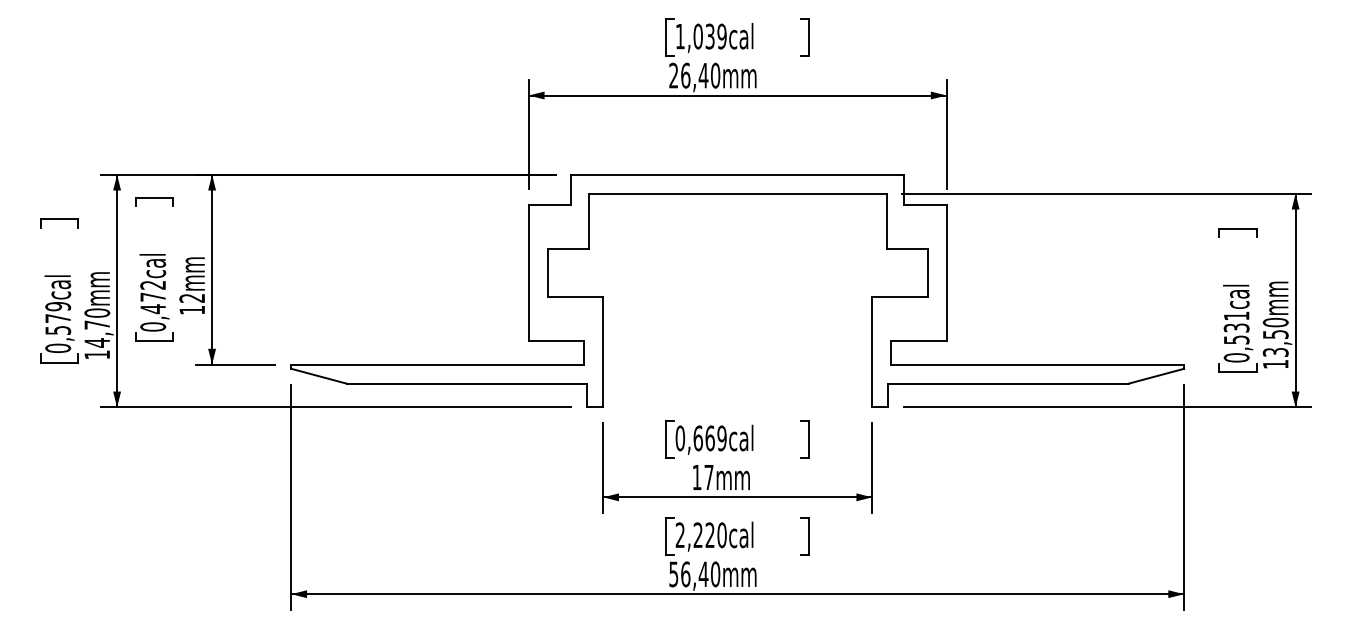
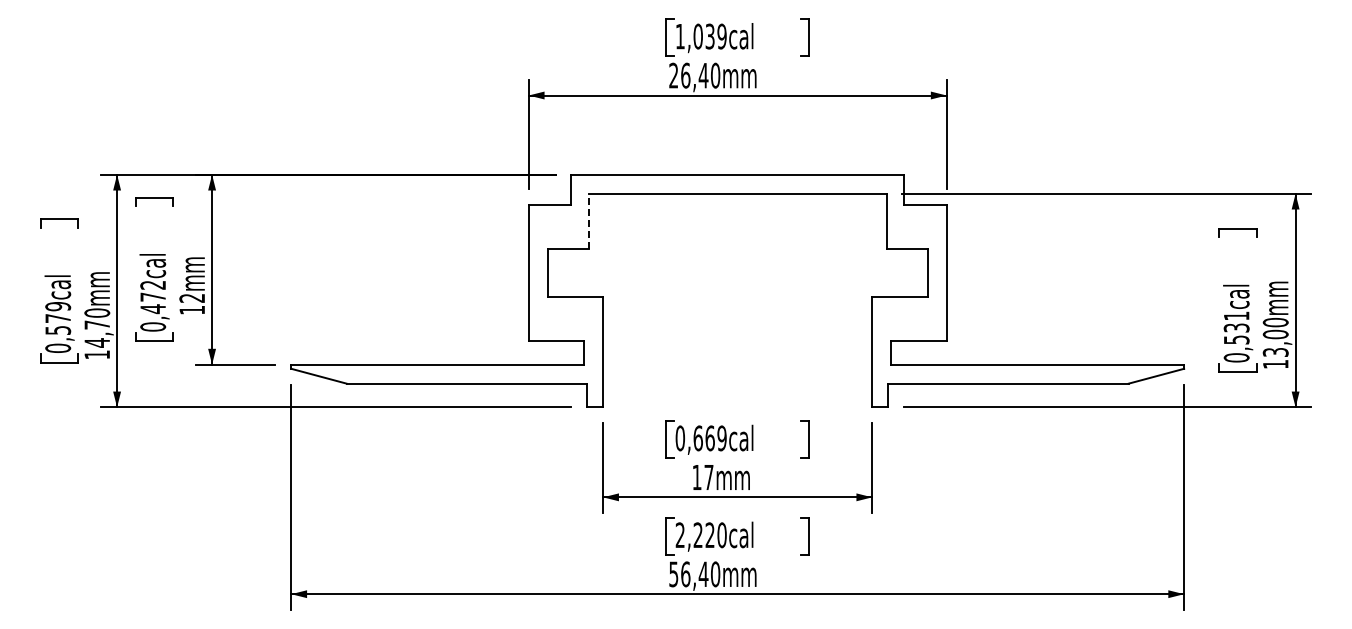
line: solid -> dashed (588, 221)
text: 13,50mm -> 13,00mm (1275, 334)
